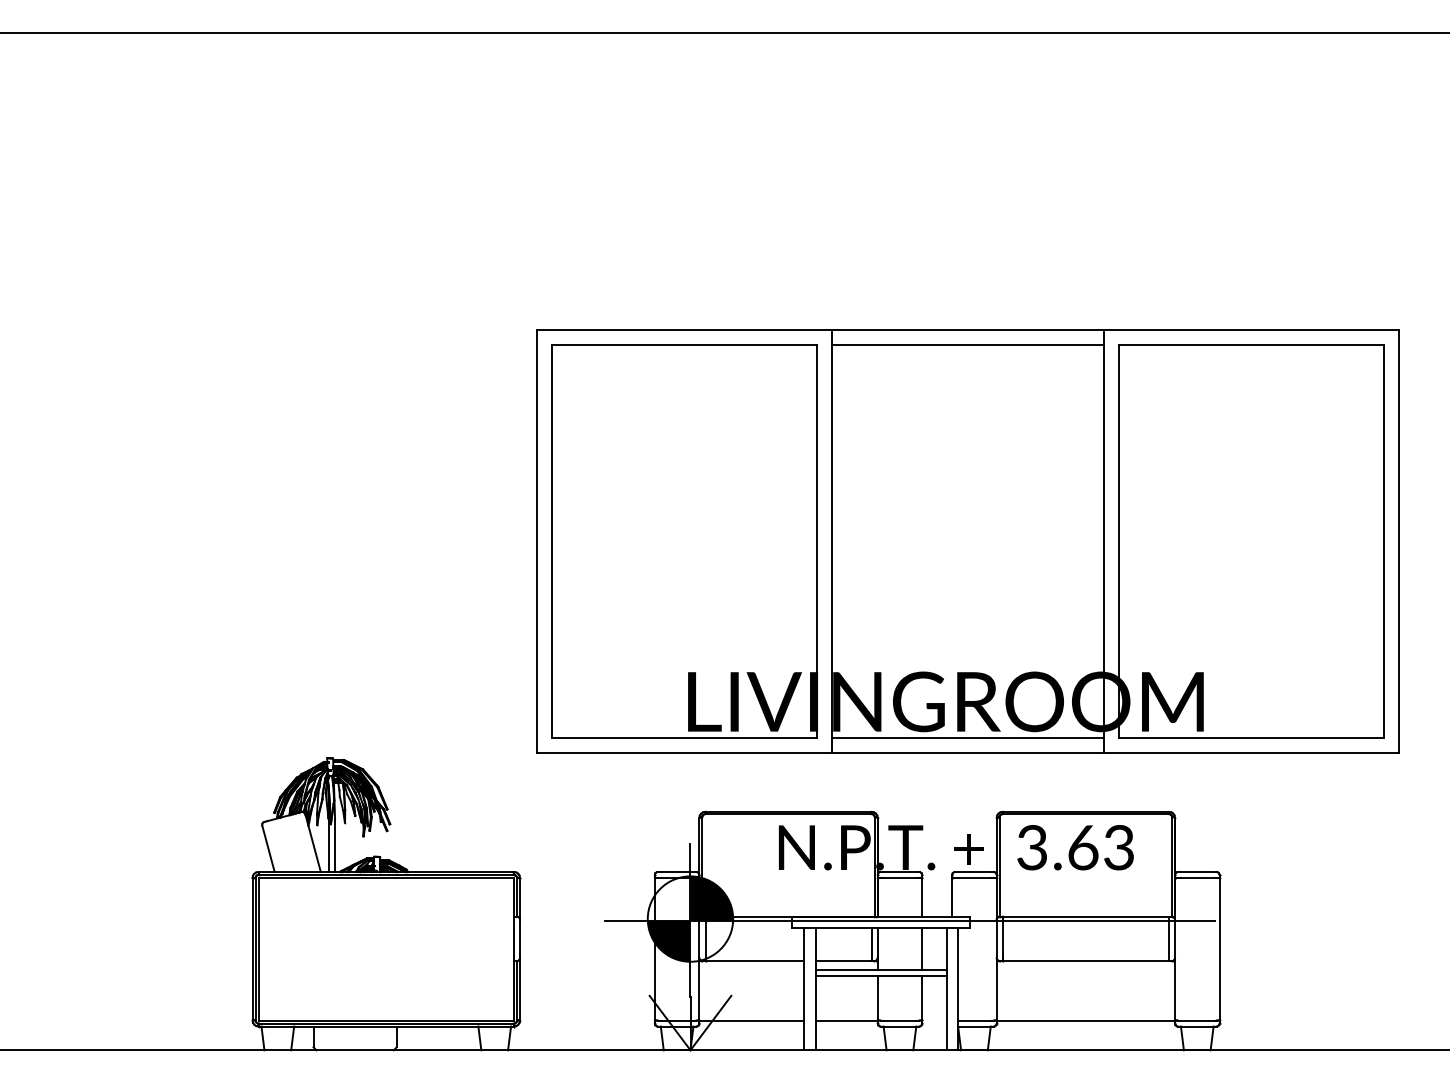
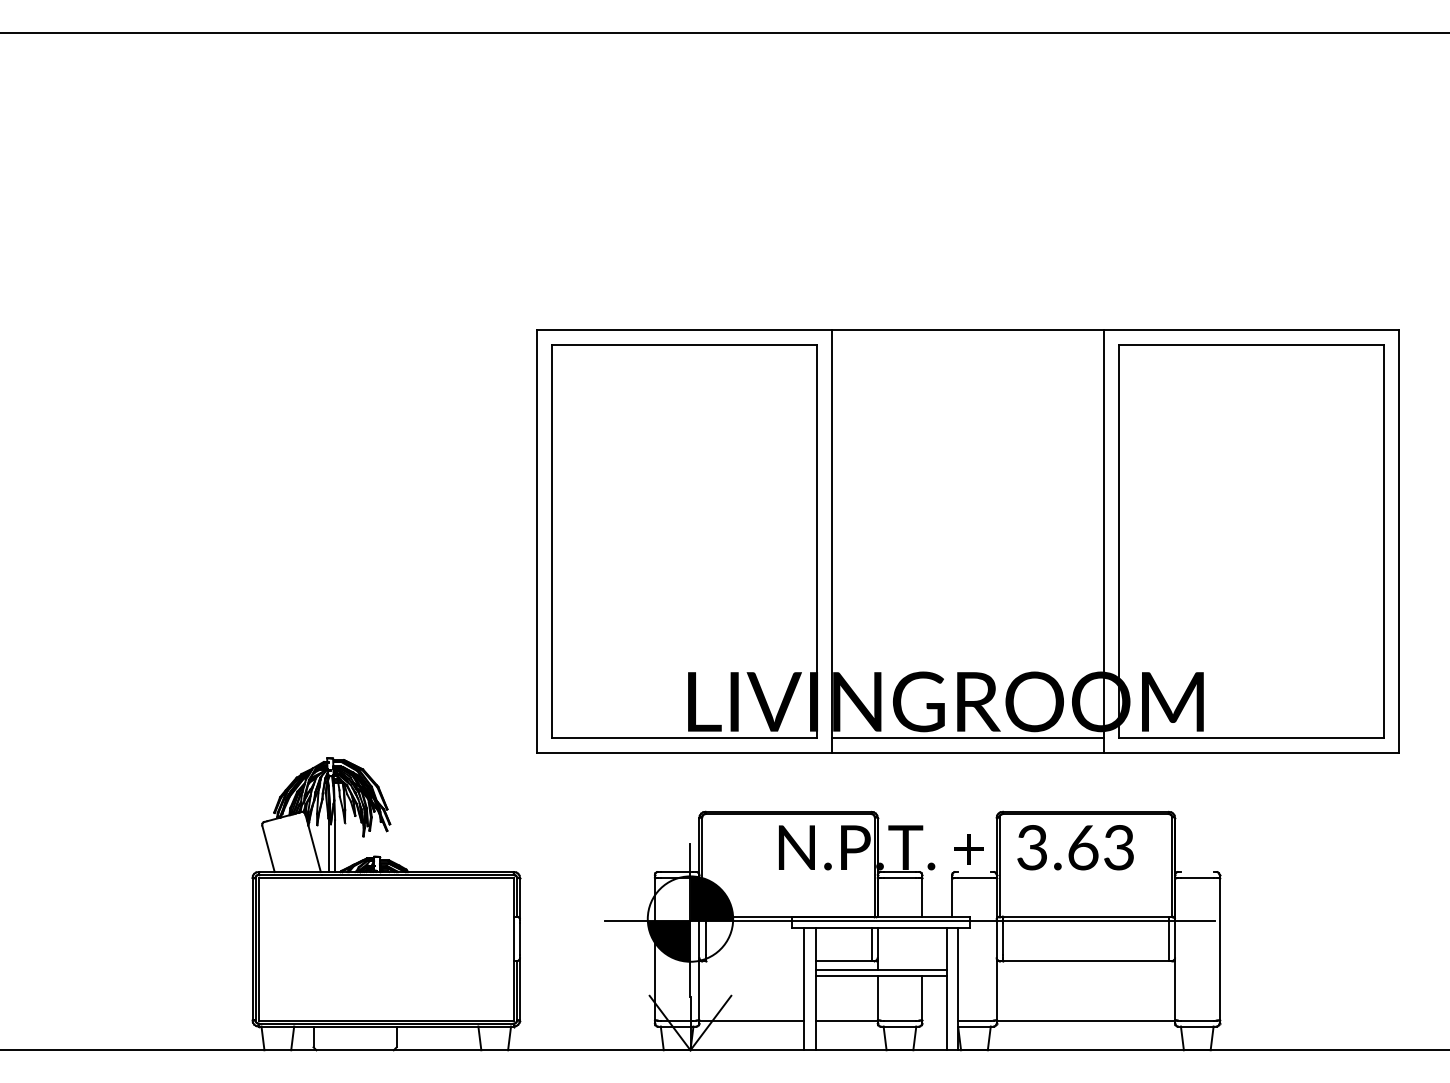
line: present -> none (968, 344)
line: present -> none (974, 872)
line: present -> none (1196, 872)
line: present -> none (922, 949)
line: present -> none (754, 961)
